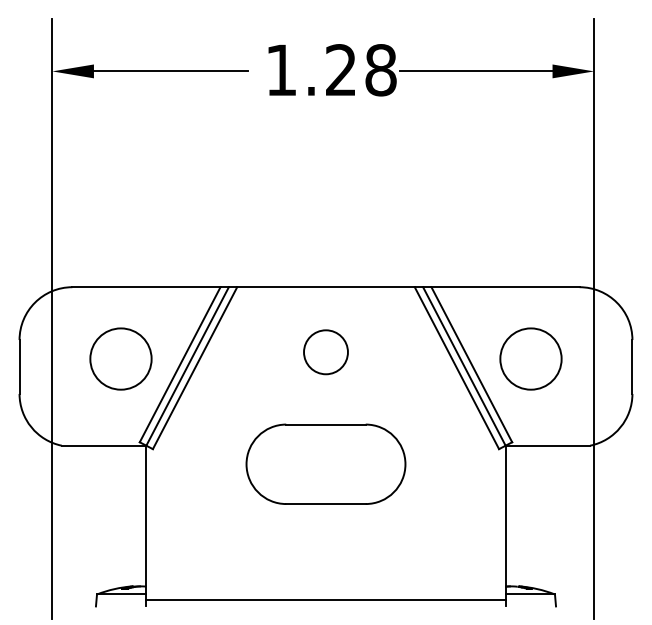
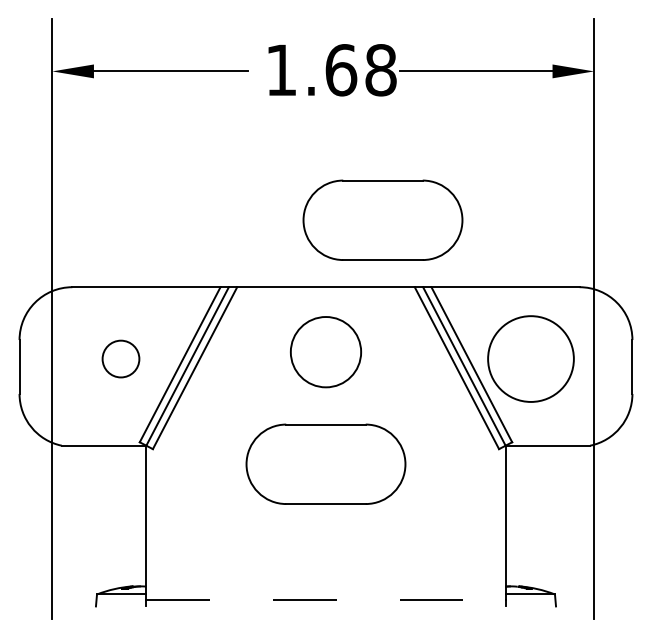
text: 1.28 -> 1.68 (341, 70)
part: none -> present (382, 219)
circle size: 46x47 px -> 72x73 px (325, 352)
circle diameter: 61 px -> 37 px (120, 358)
circle diameter: 61 px -> 86 px (530, 358)
line: solid -> dashed (326, 599)
